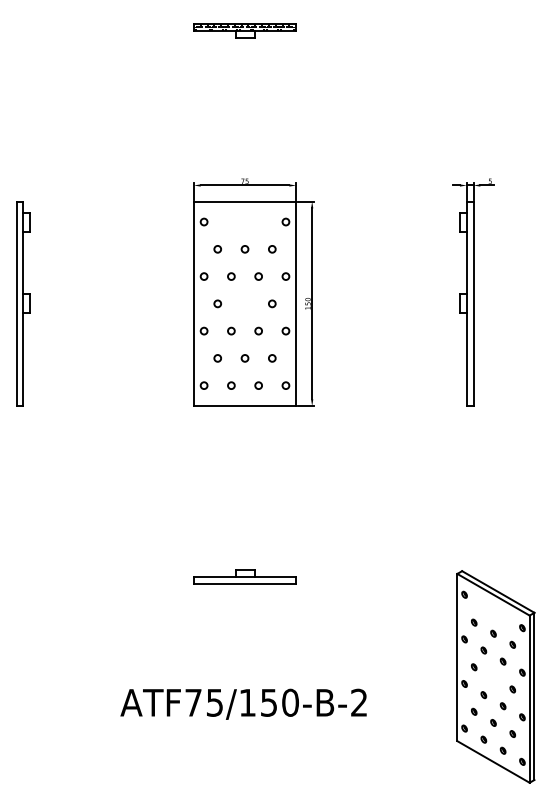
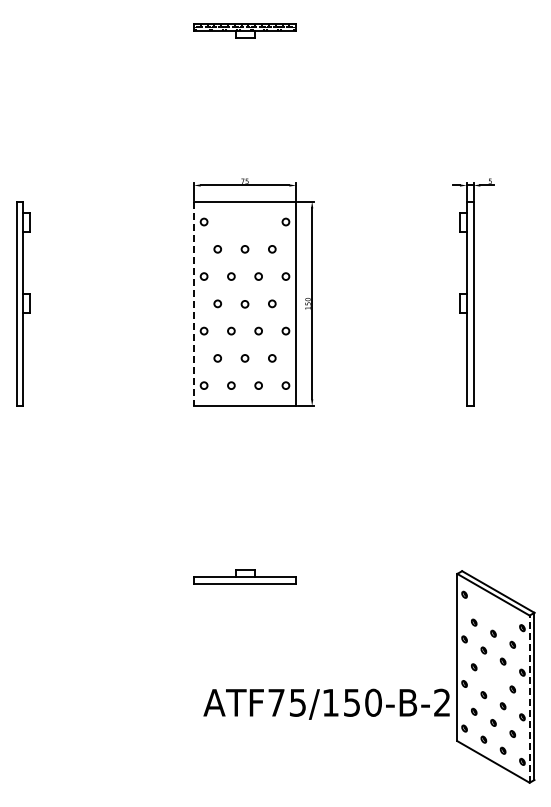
line: solid -> dashed (193, 304)
circle: none -> present (244, 304)
line: solid -> dashed (529, 699)
text position: (243, 703) -> (326, 703) (326, 703)
